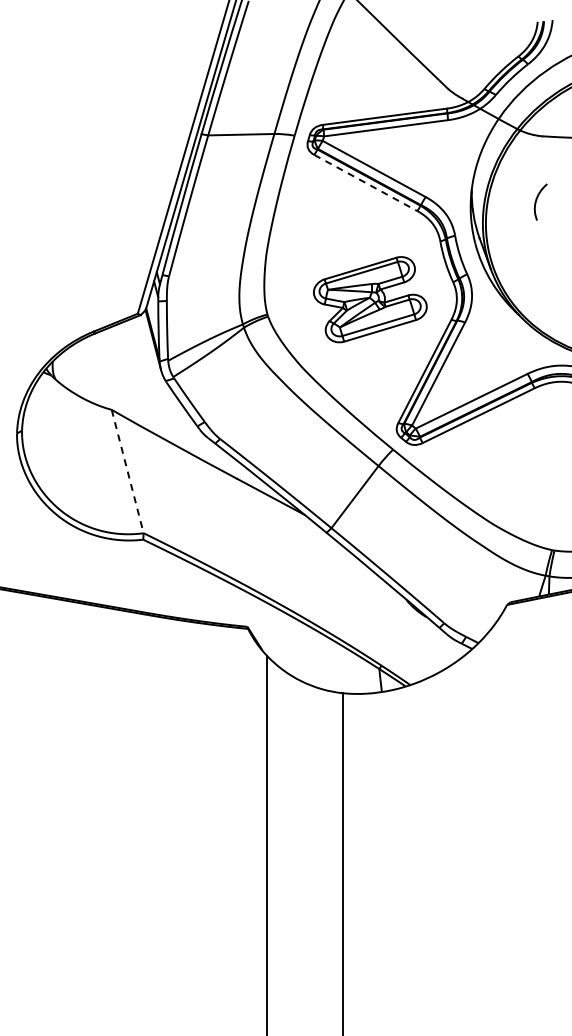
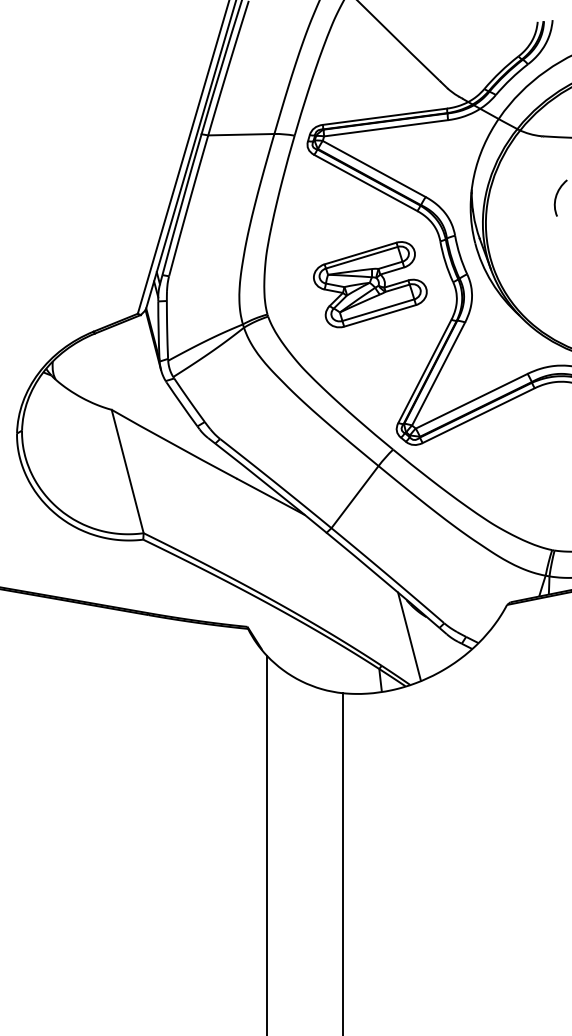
line: dashed -> solid (365, 182)
curve position: (537, 200) -> (557, 196) (557, 196)
part position: (370, 299) -> (370, 284) (370, 284)
line: dashed -> solid (127, 471)
line: none -> present (409, 636)
